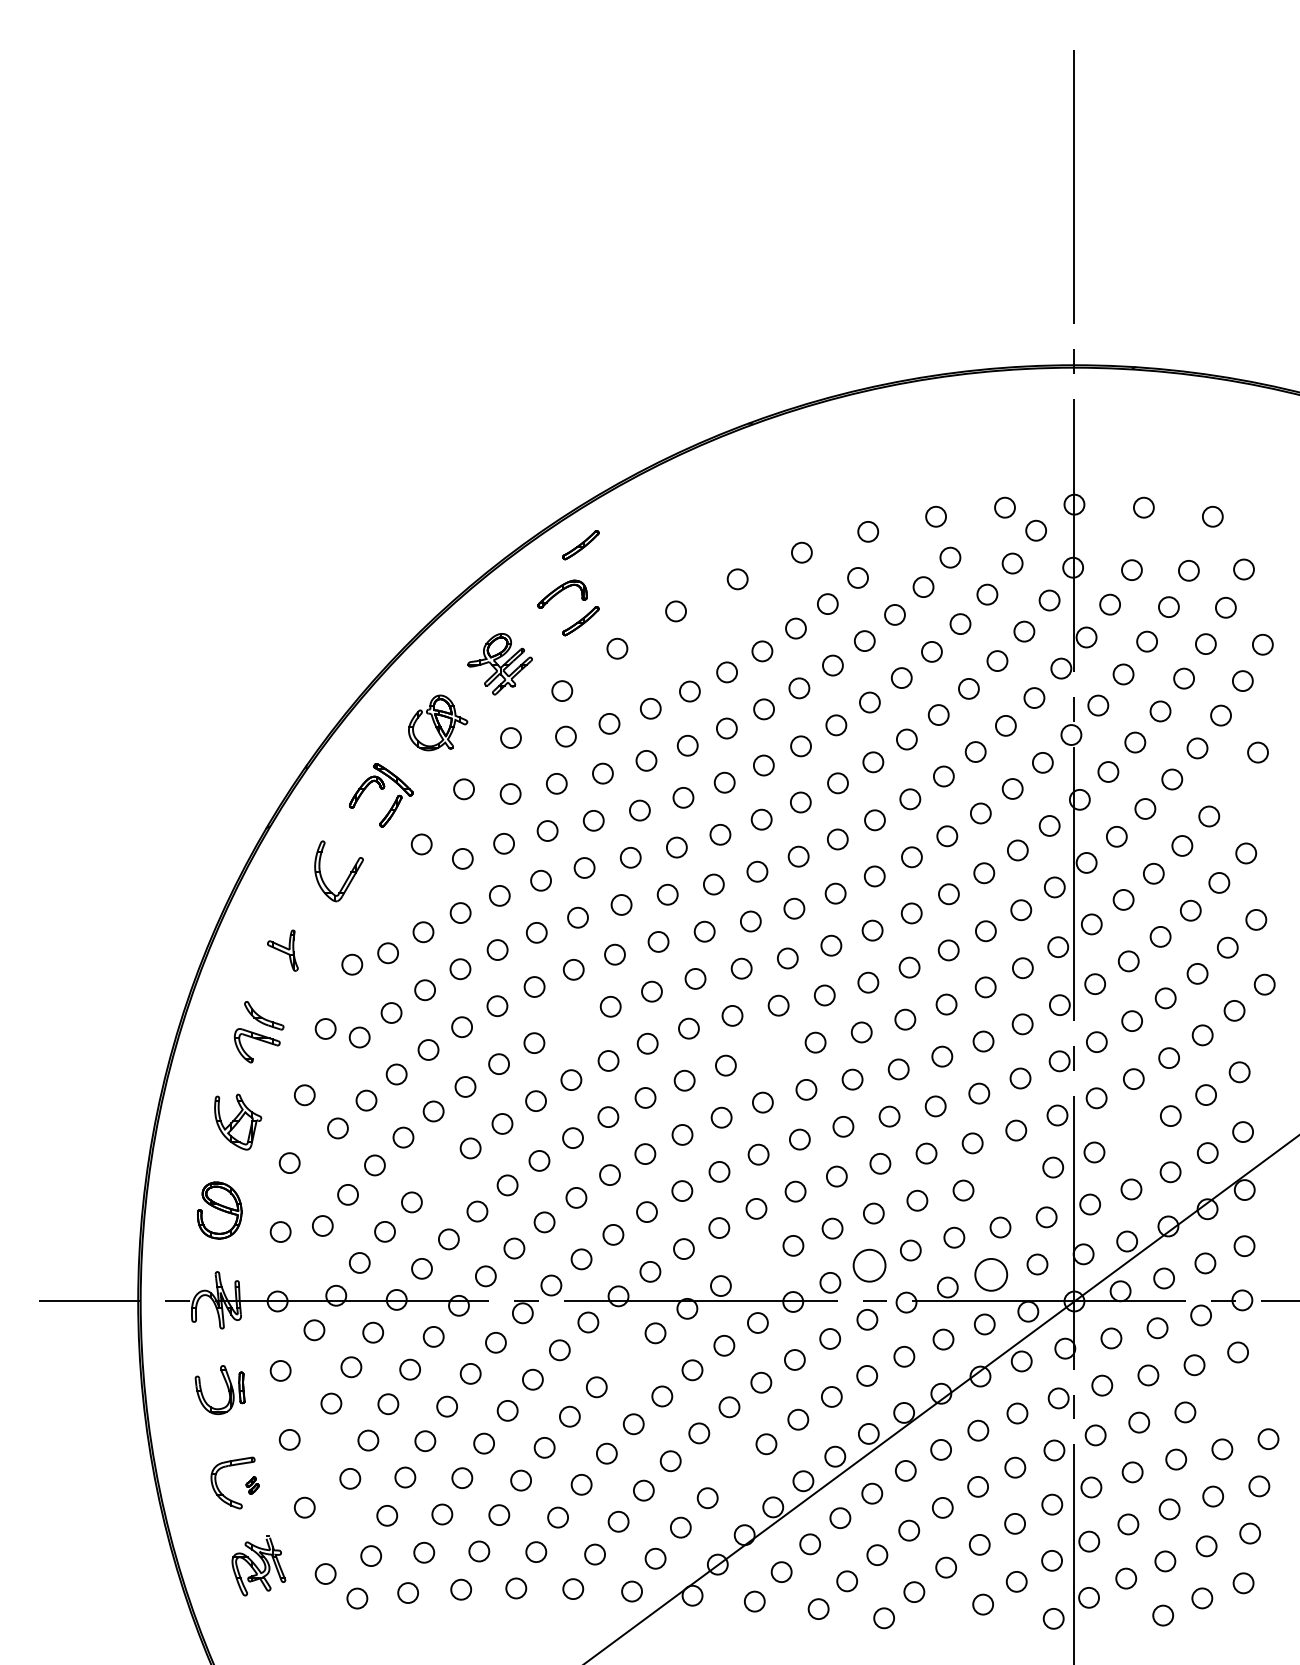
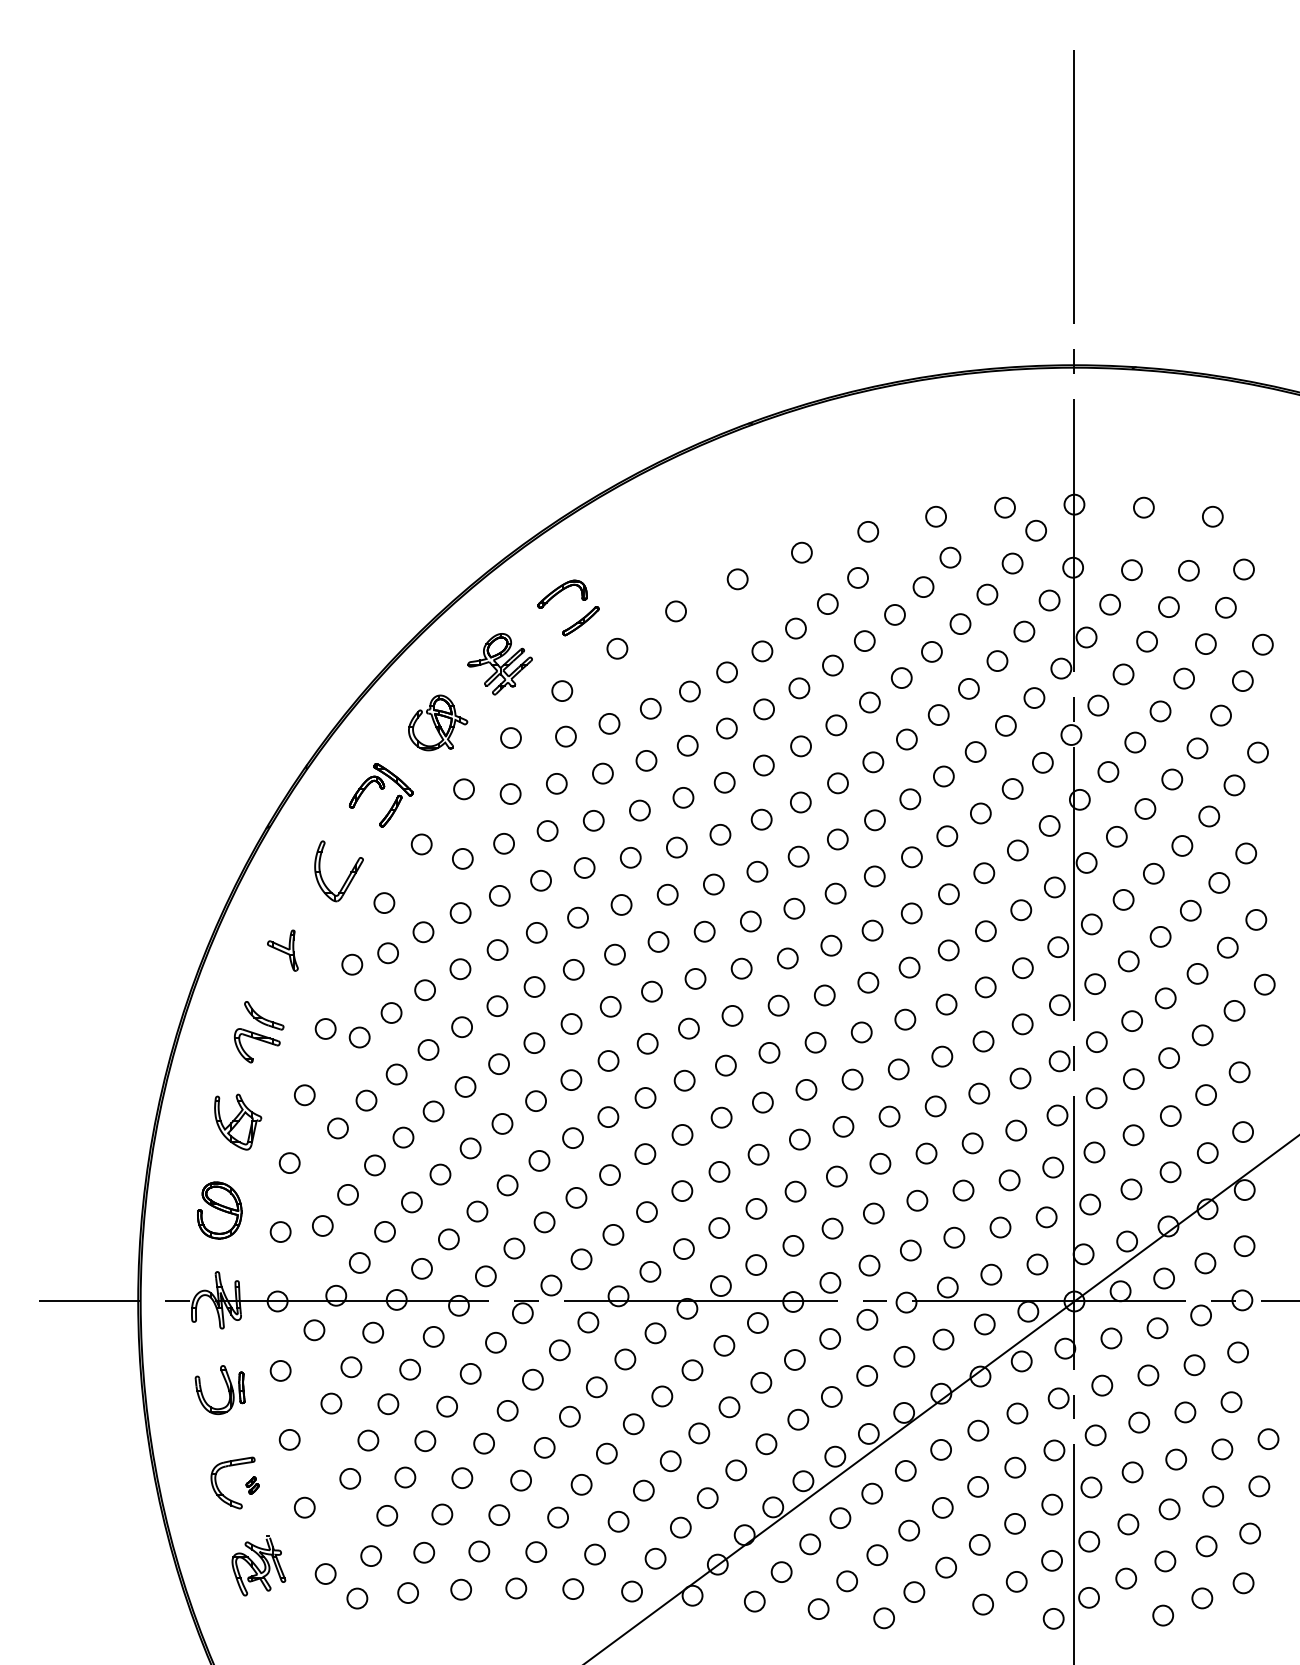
part: present -> none (580, 545)
circle: none -> present (1234, 785)
circle: none -> present (384, 902)
circle: none -> present (571, 1023)
circle: none -> present (769, 1052)
circle: none -> present (1133, 1135)
circle: none -> present (440, 1174)
circle: none -> present (1009, 1180)
circle: none -> present (756, 1264)
circle size: 35x35 px -> 23x23 px (869, 1265)
circle size: 35x34 px -> 23x23 px (991, 1274)
circle: none -> present (625, 1359)
circle: none -> present (1231, 1402)
circle: none -> present (736, 1470)
